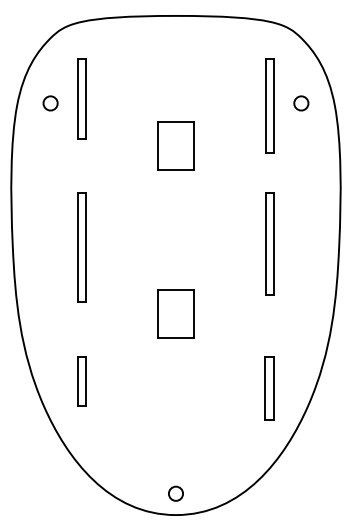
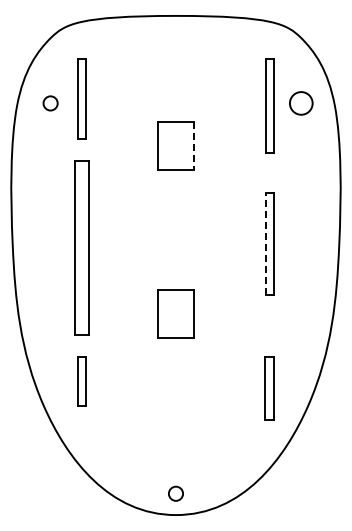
circle size: 17x17 px -> 25x25 px (301, 103)
line: solid -> dashed (193, 146)
line: solid -> dashed (265, 244)
part size: 10x111 px -> 16x176 px (81, 247)
